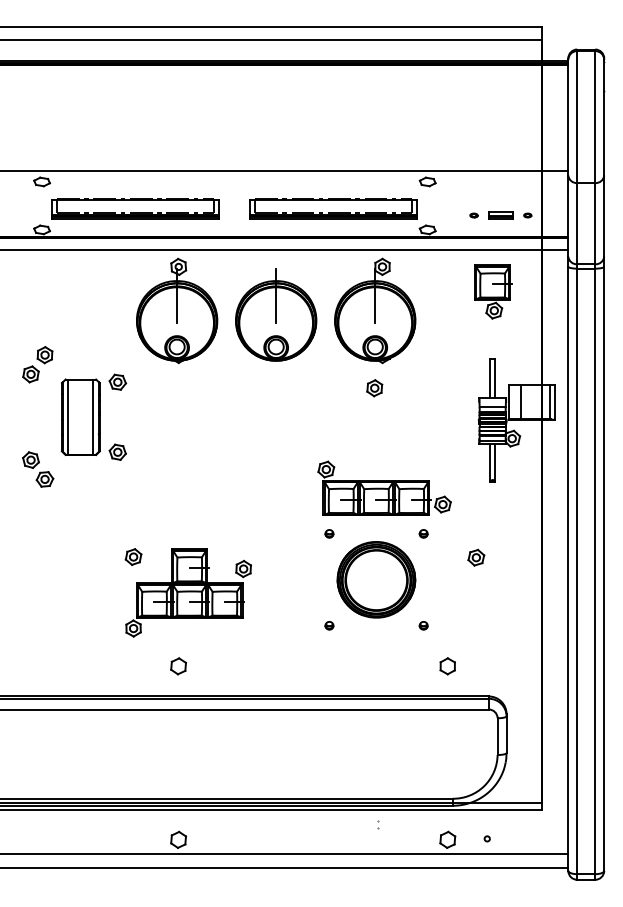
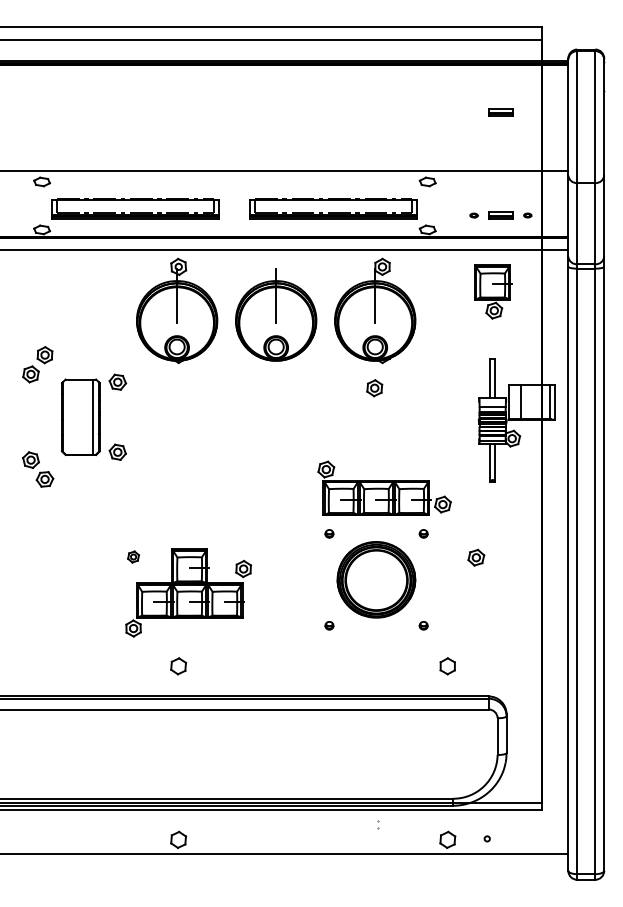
part: none -> present (500, 112)
line: present -> none (68, 416)
part size: 19x18 px -> 13x14 px (133, 556)
line: present -> none (285, 867)
